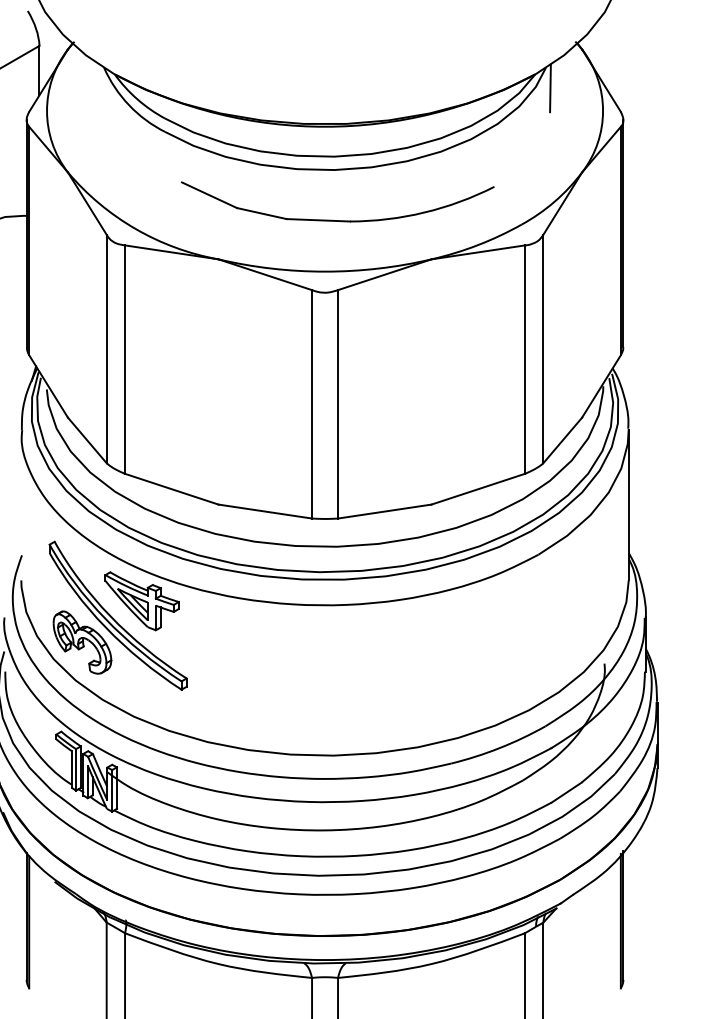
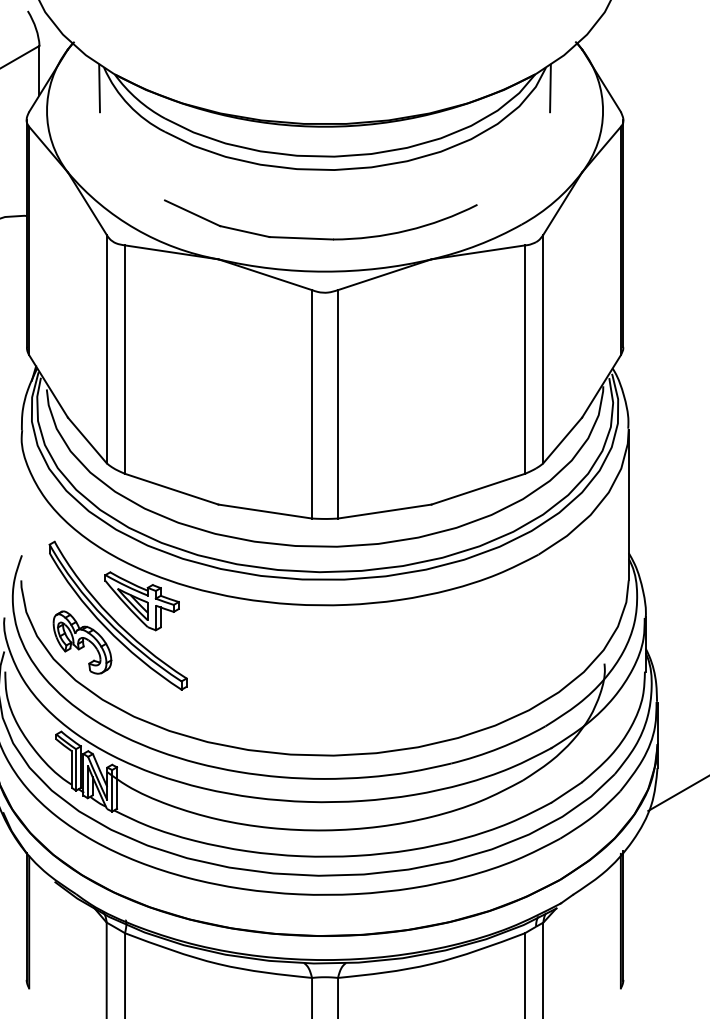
line: none -> present (99, 88)
part position: (332, 219) -> (315, 237) (315, 237)
line: none -> present (677, 793)
